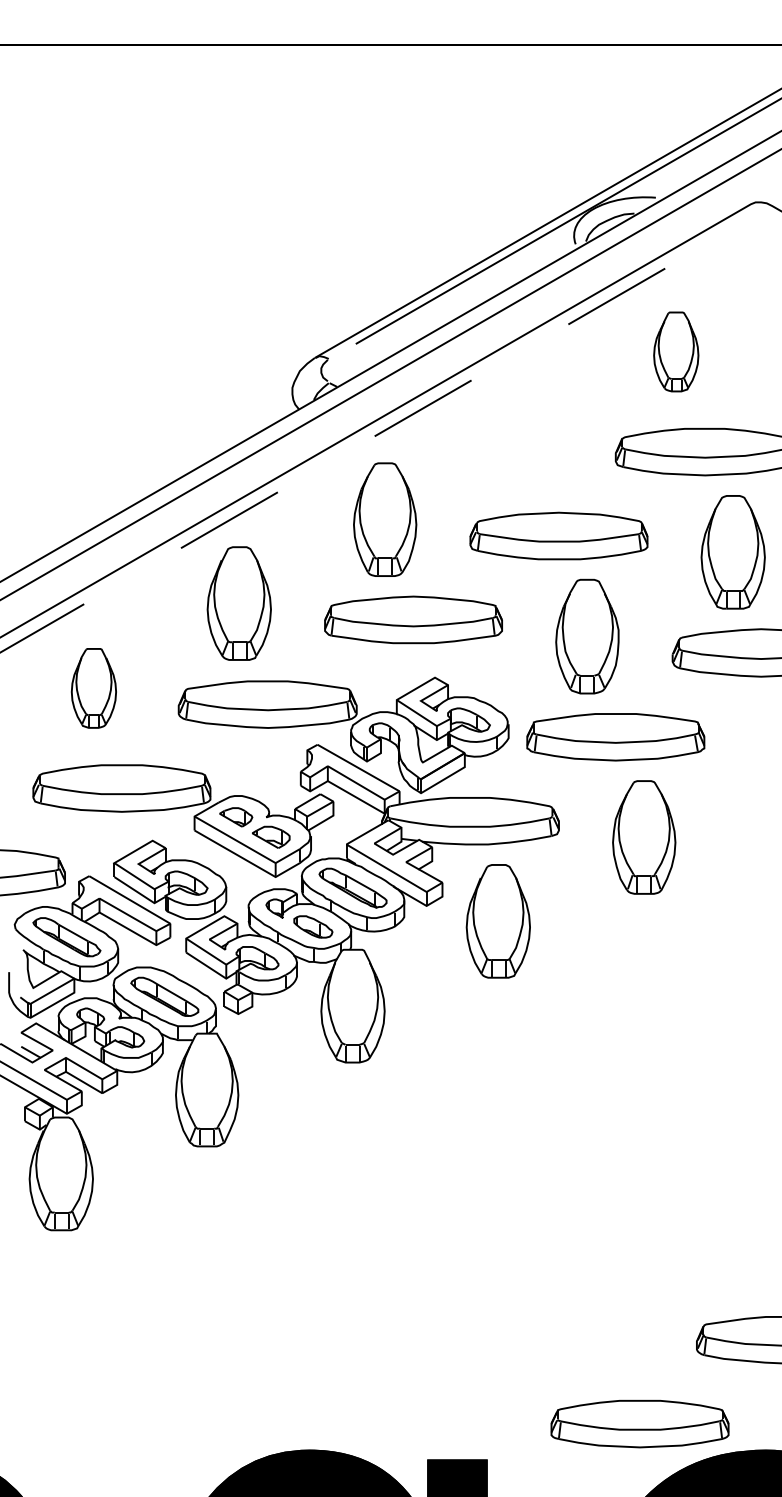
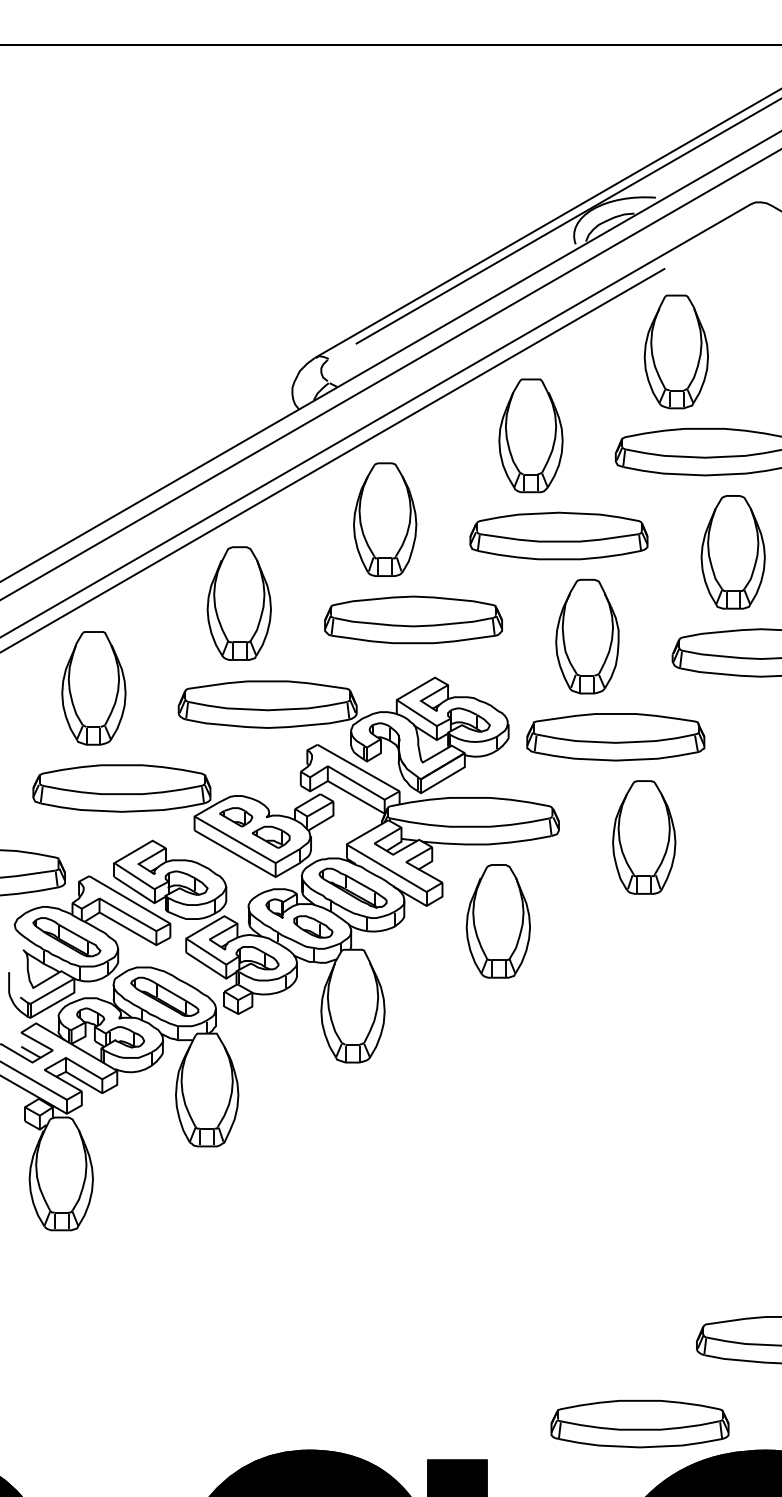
part size: 47x82 px -> 66x116 px (675, 351)
part: none -> present (530, 435)
line: dashed -> solid (332, 460)
part size: 47x81 px -> 66x115 px (93, 688)
